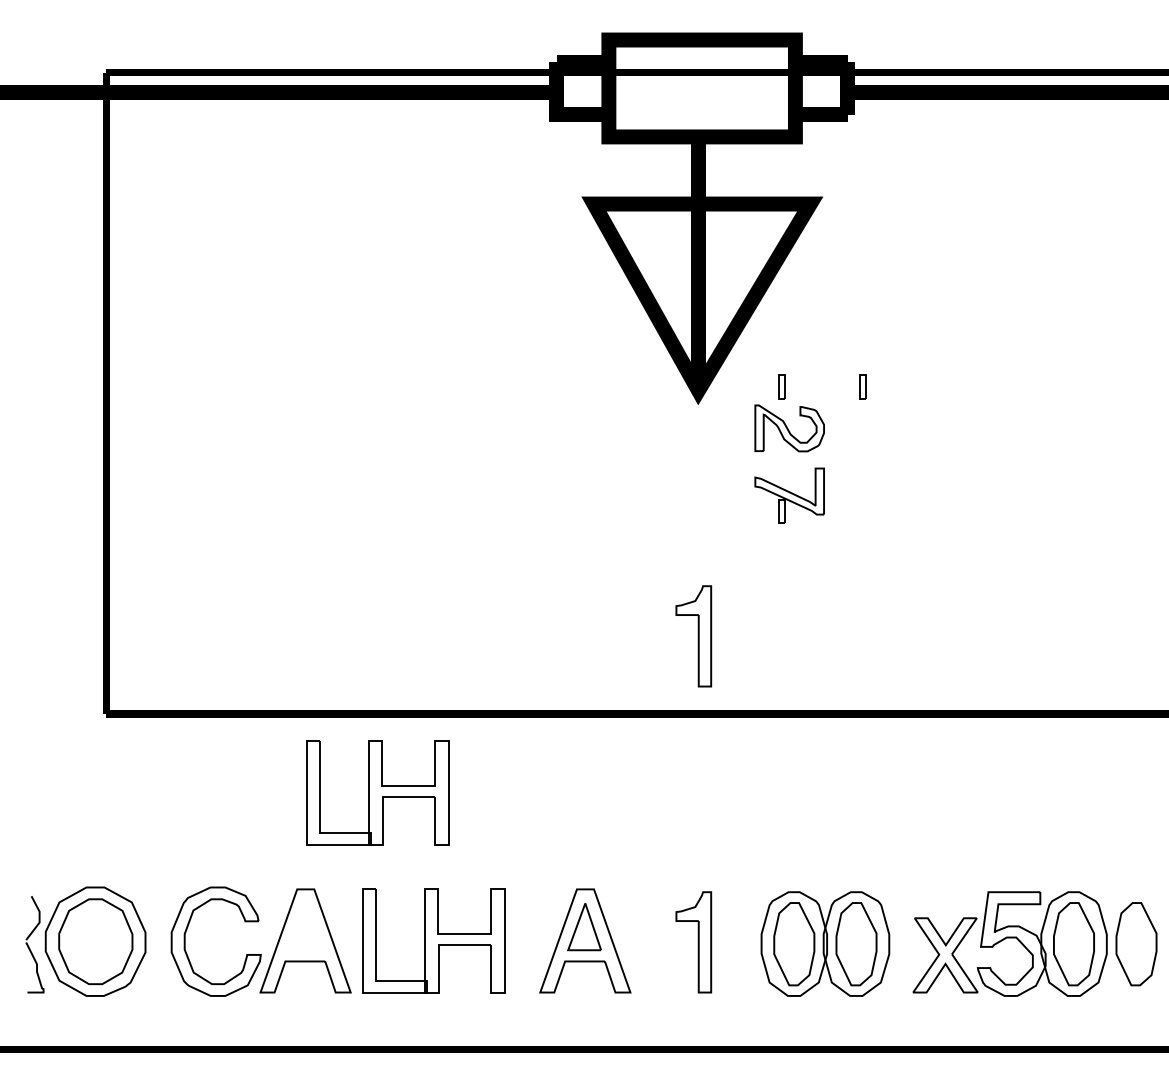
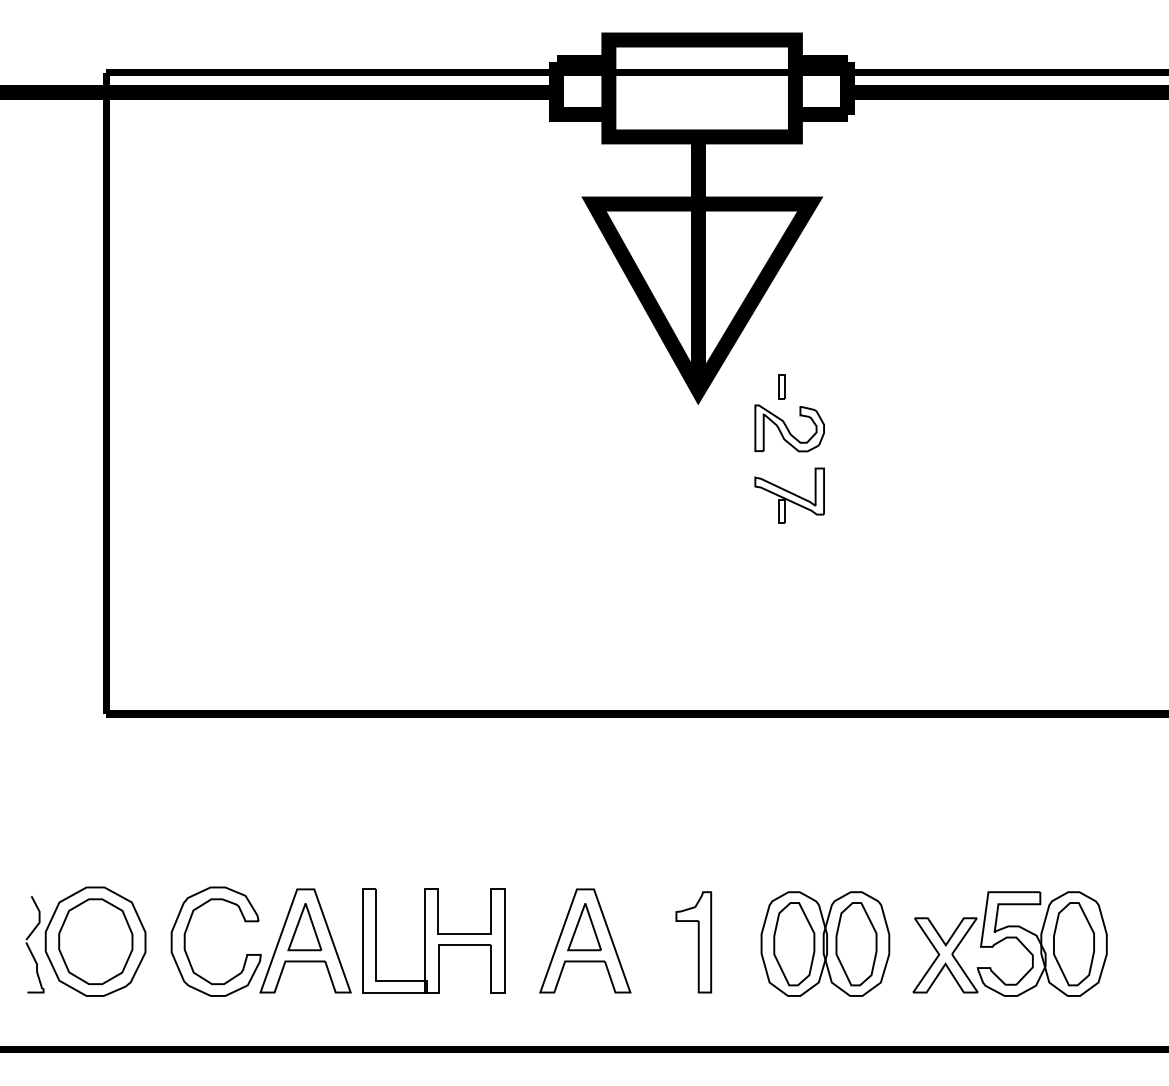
part: present -> none (862, 386)
part: present -> none (693, 636)
part: present -> none (377, 792)
part: none -> present (304, 927)
part: present -> none (1136, 944)
